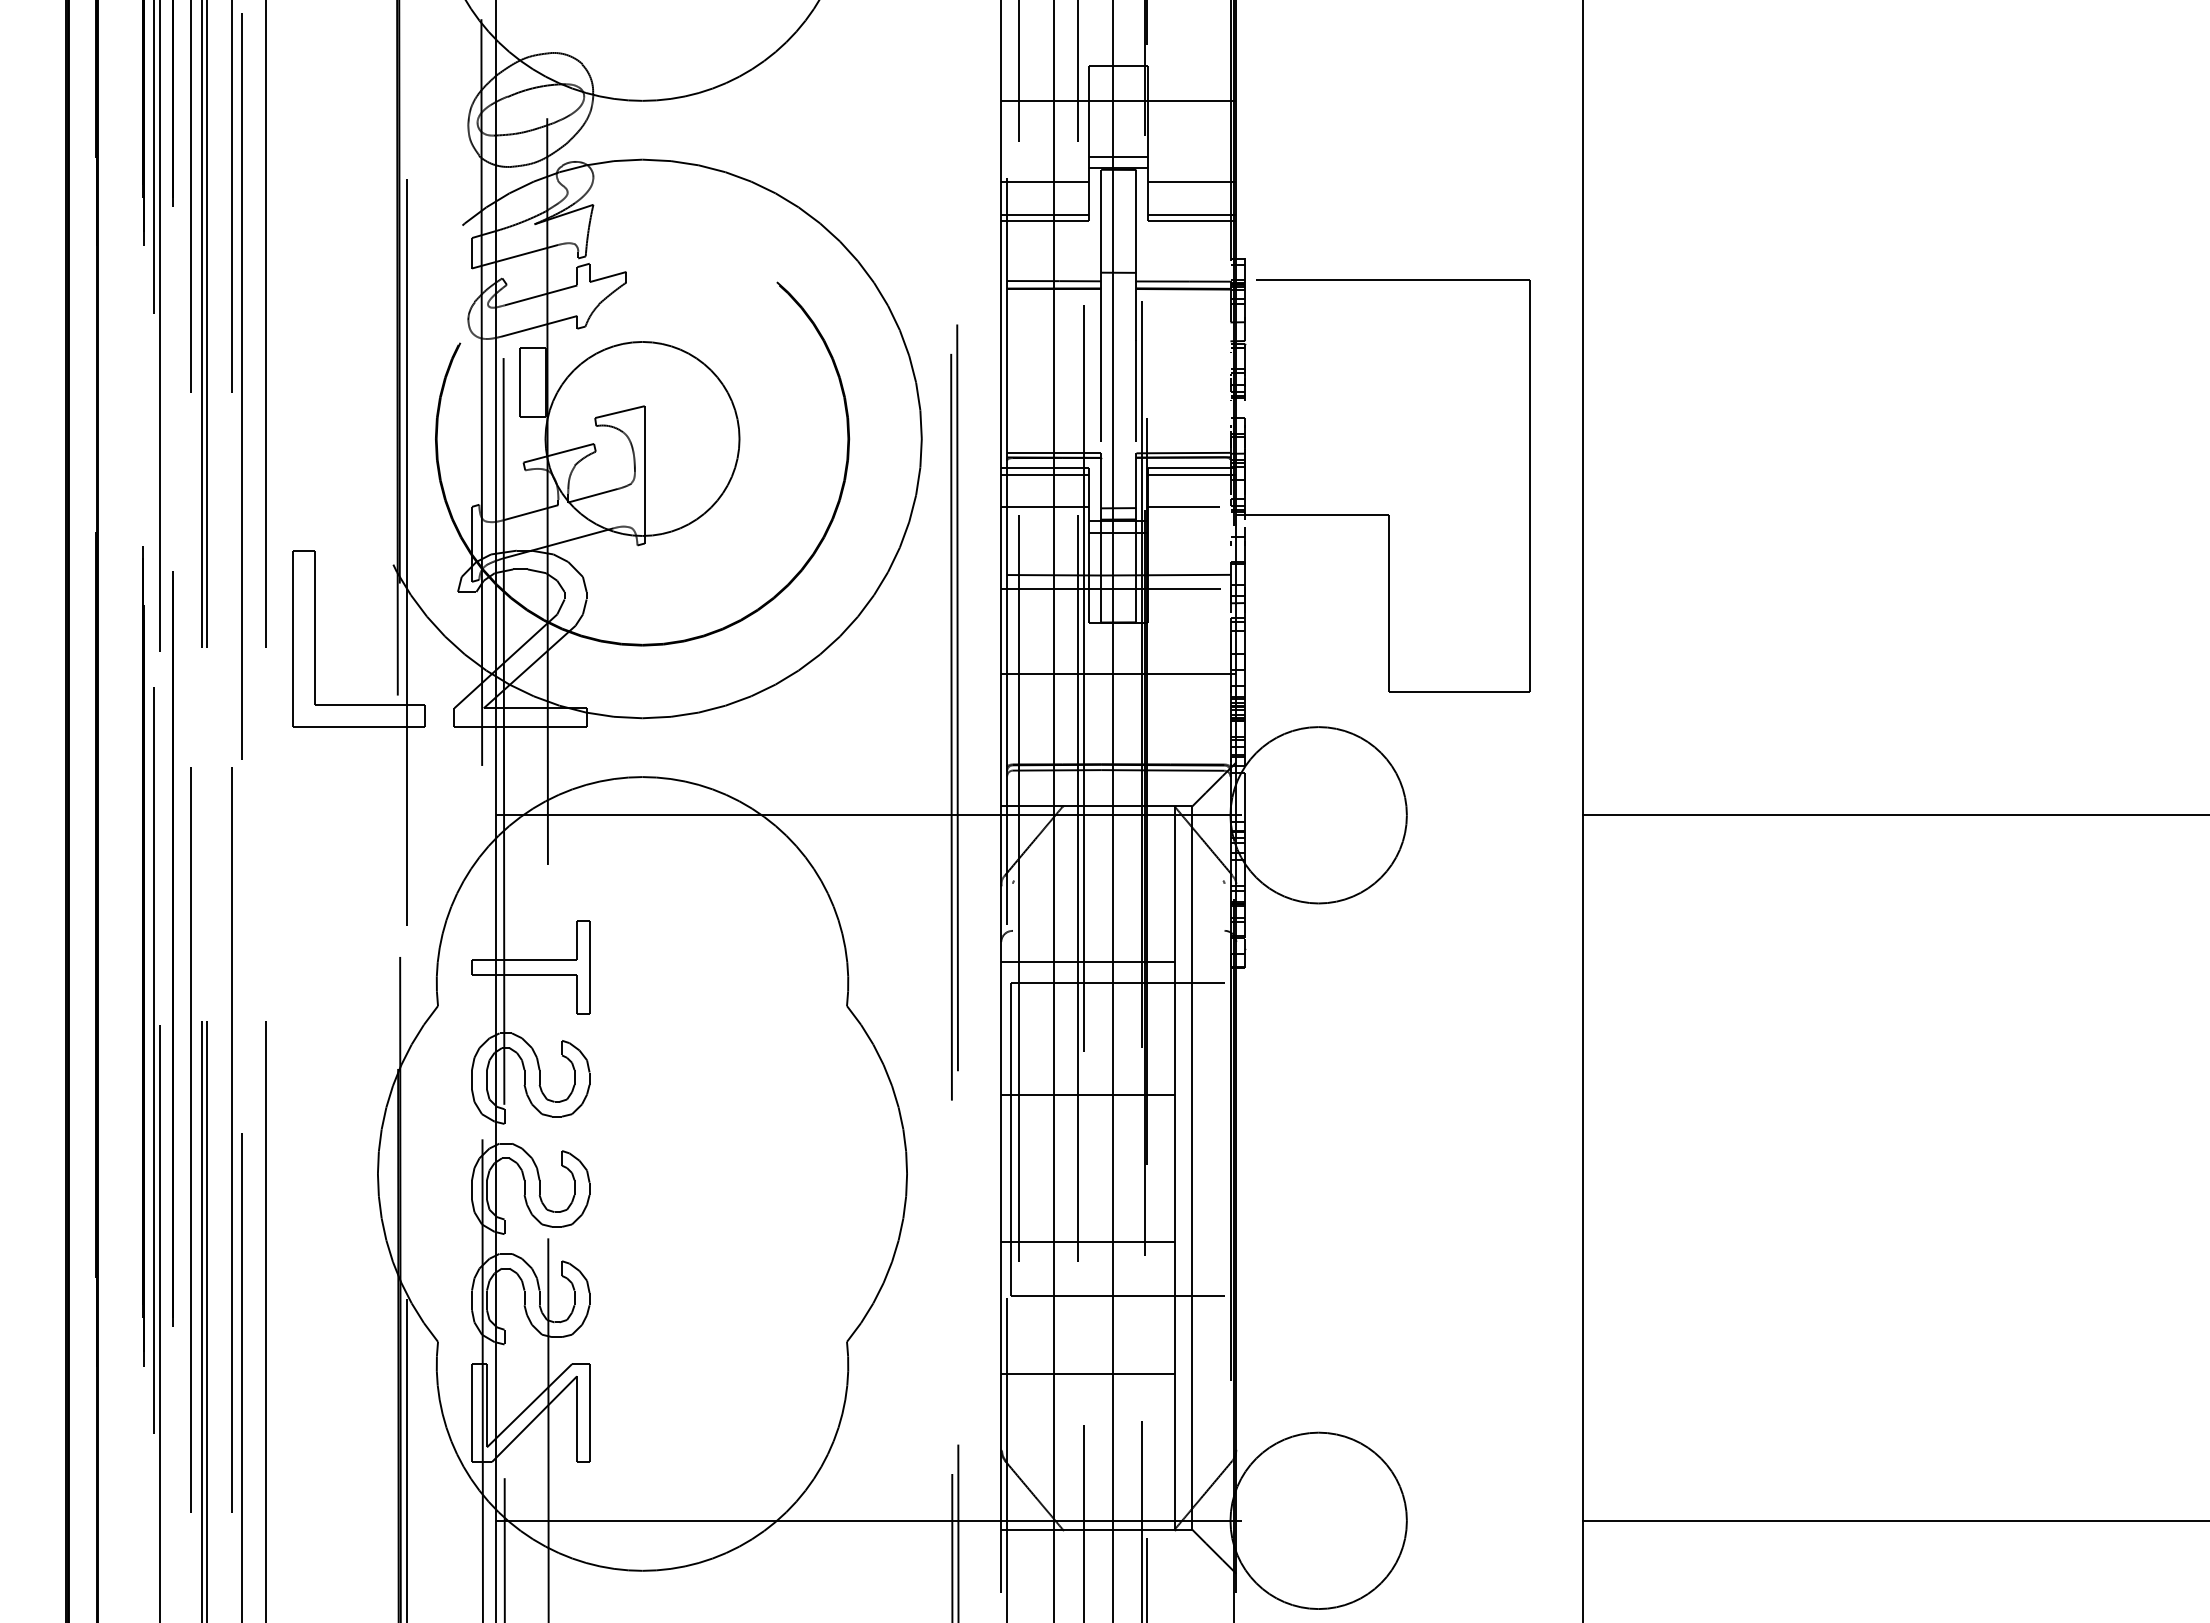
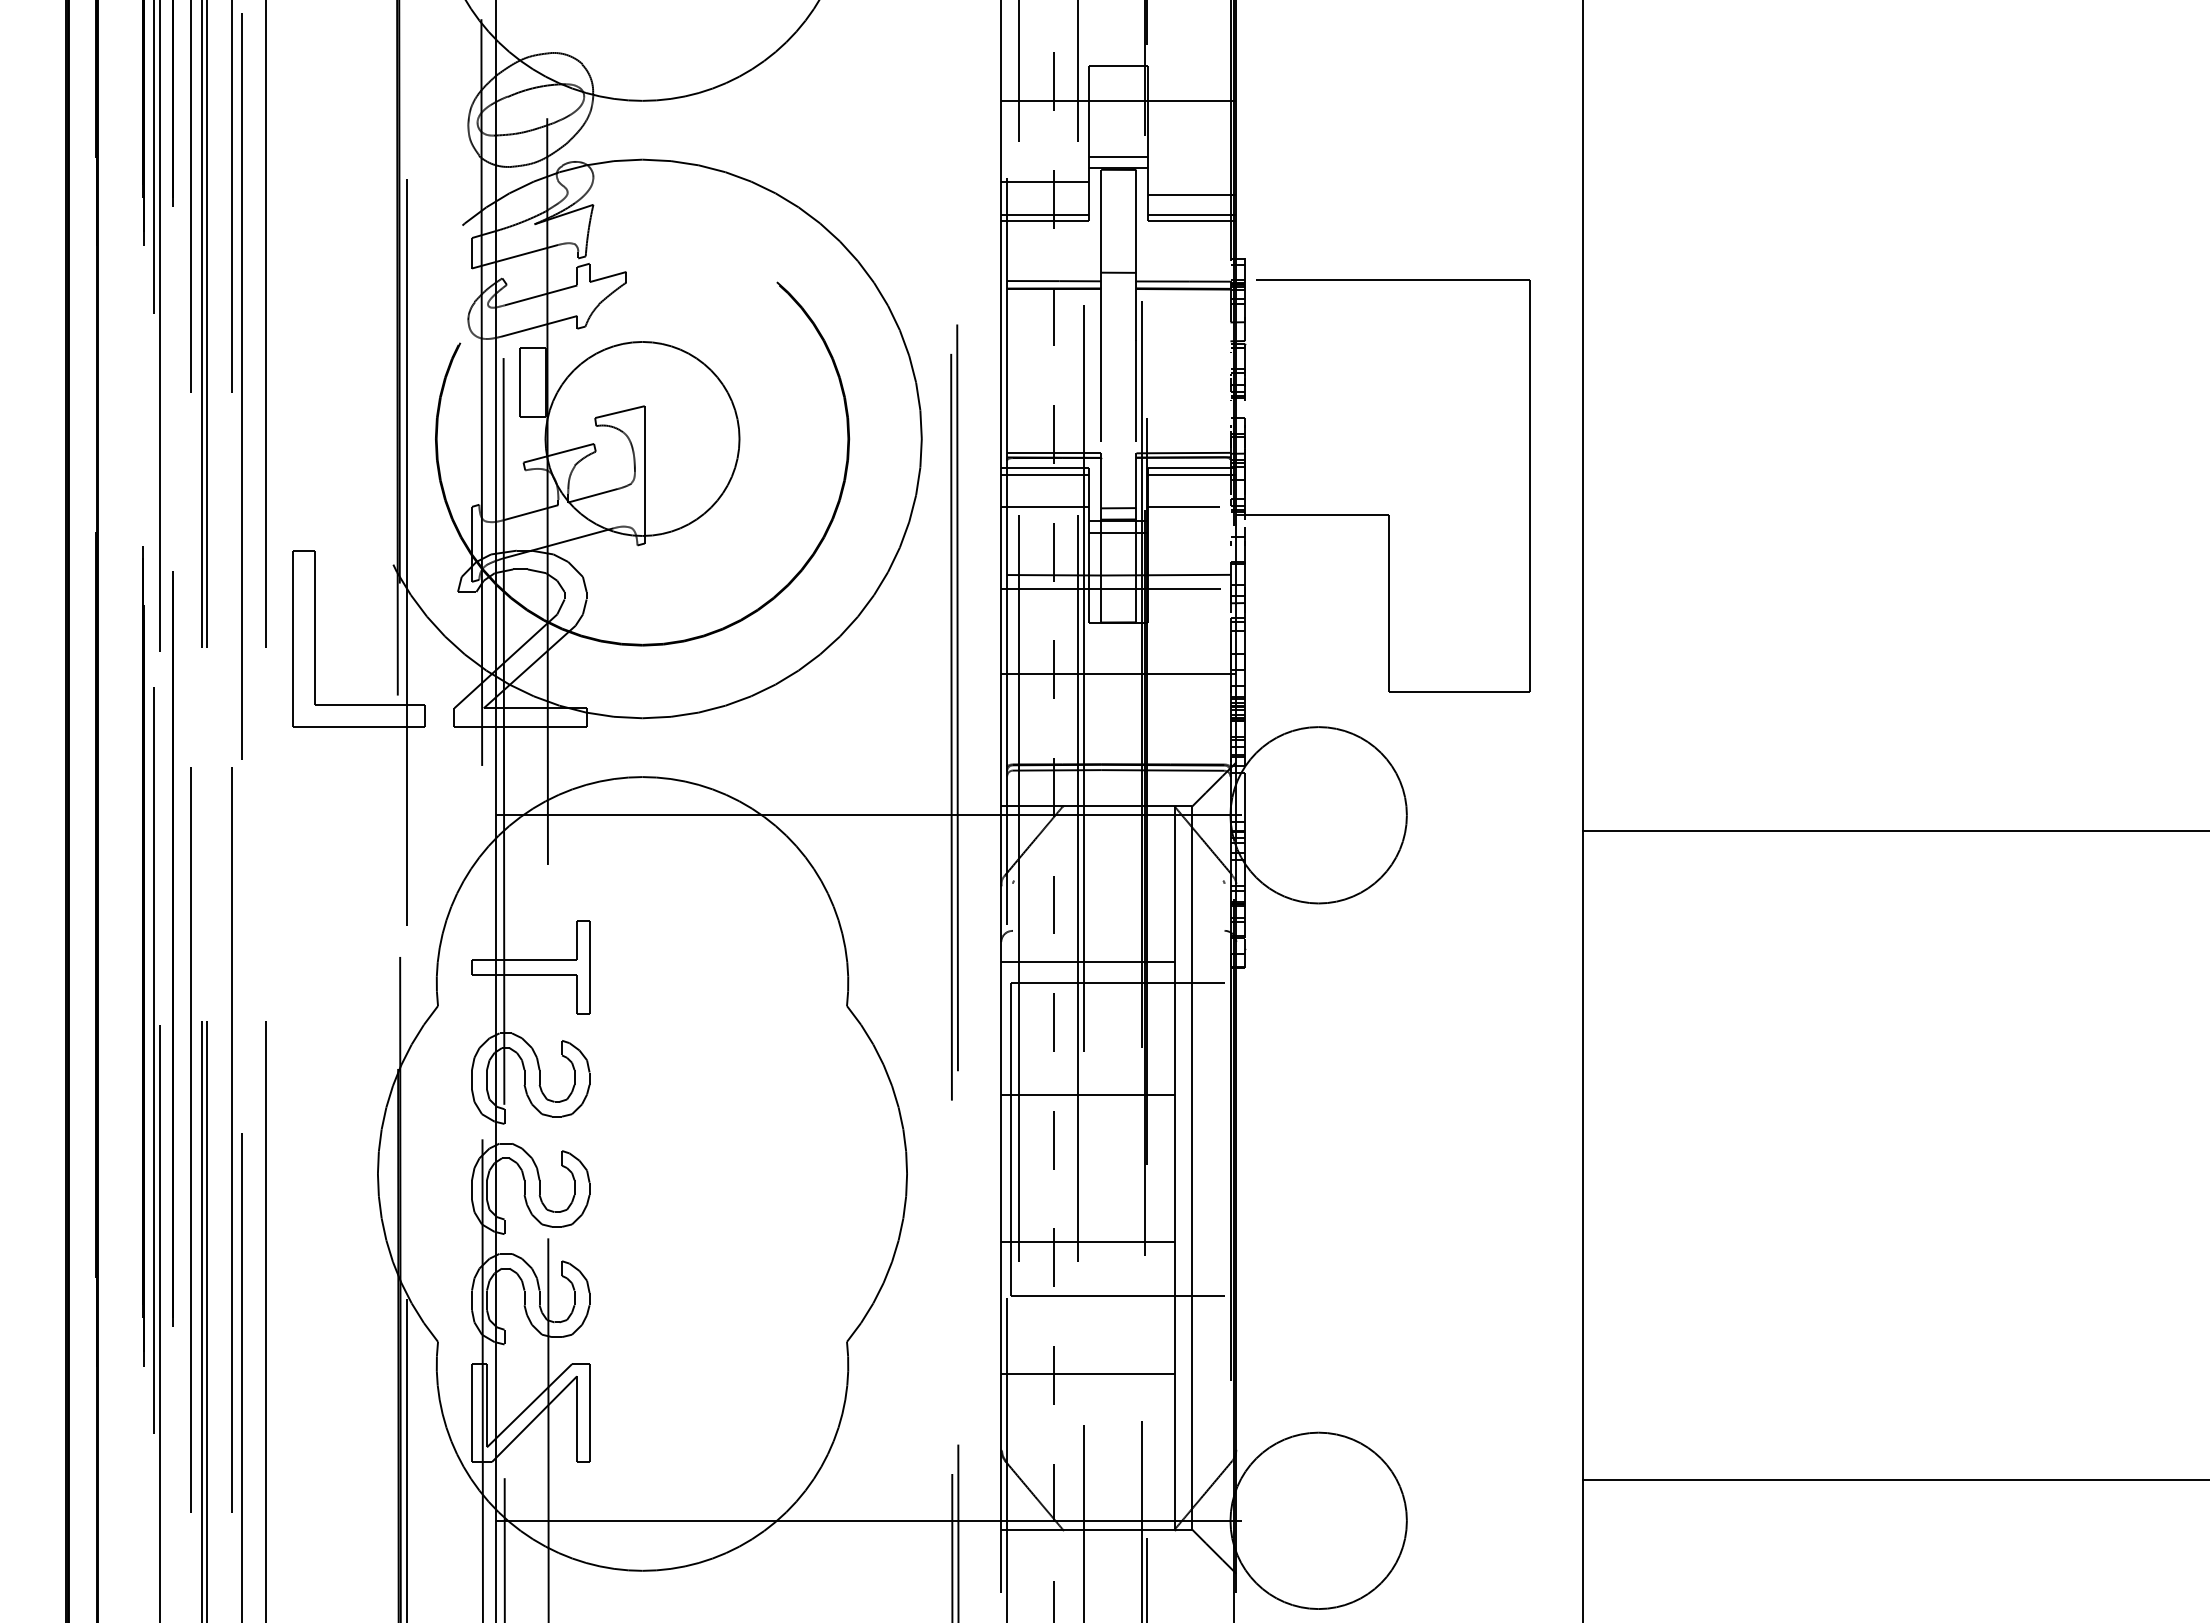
line position: (1192, 182) -> (1192, 195) (1192, 195)
line: present -> none (1112, 810)
line: solid -> dashed (1054, 811)
line position: (1894, 815) -> (1894, 831) (1894, 831)
line position: (1894, 1520) -> (1894, 1479) (1894, 1479)
